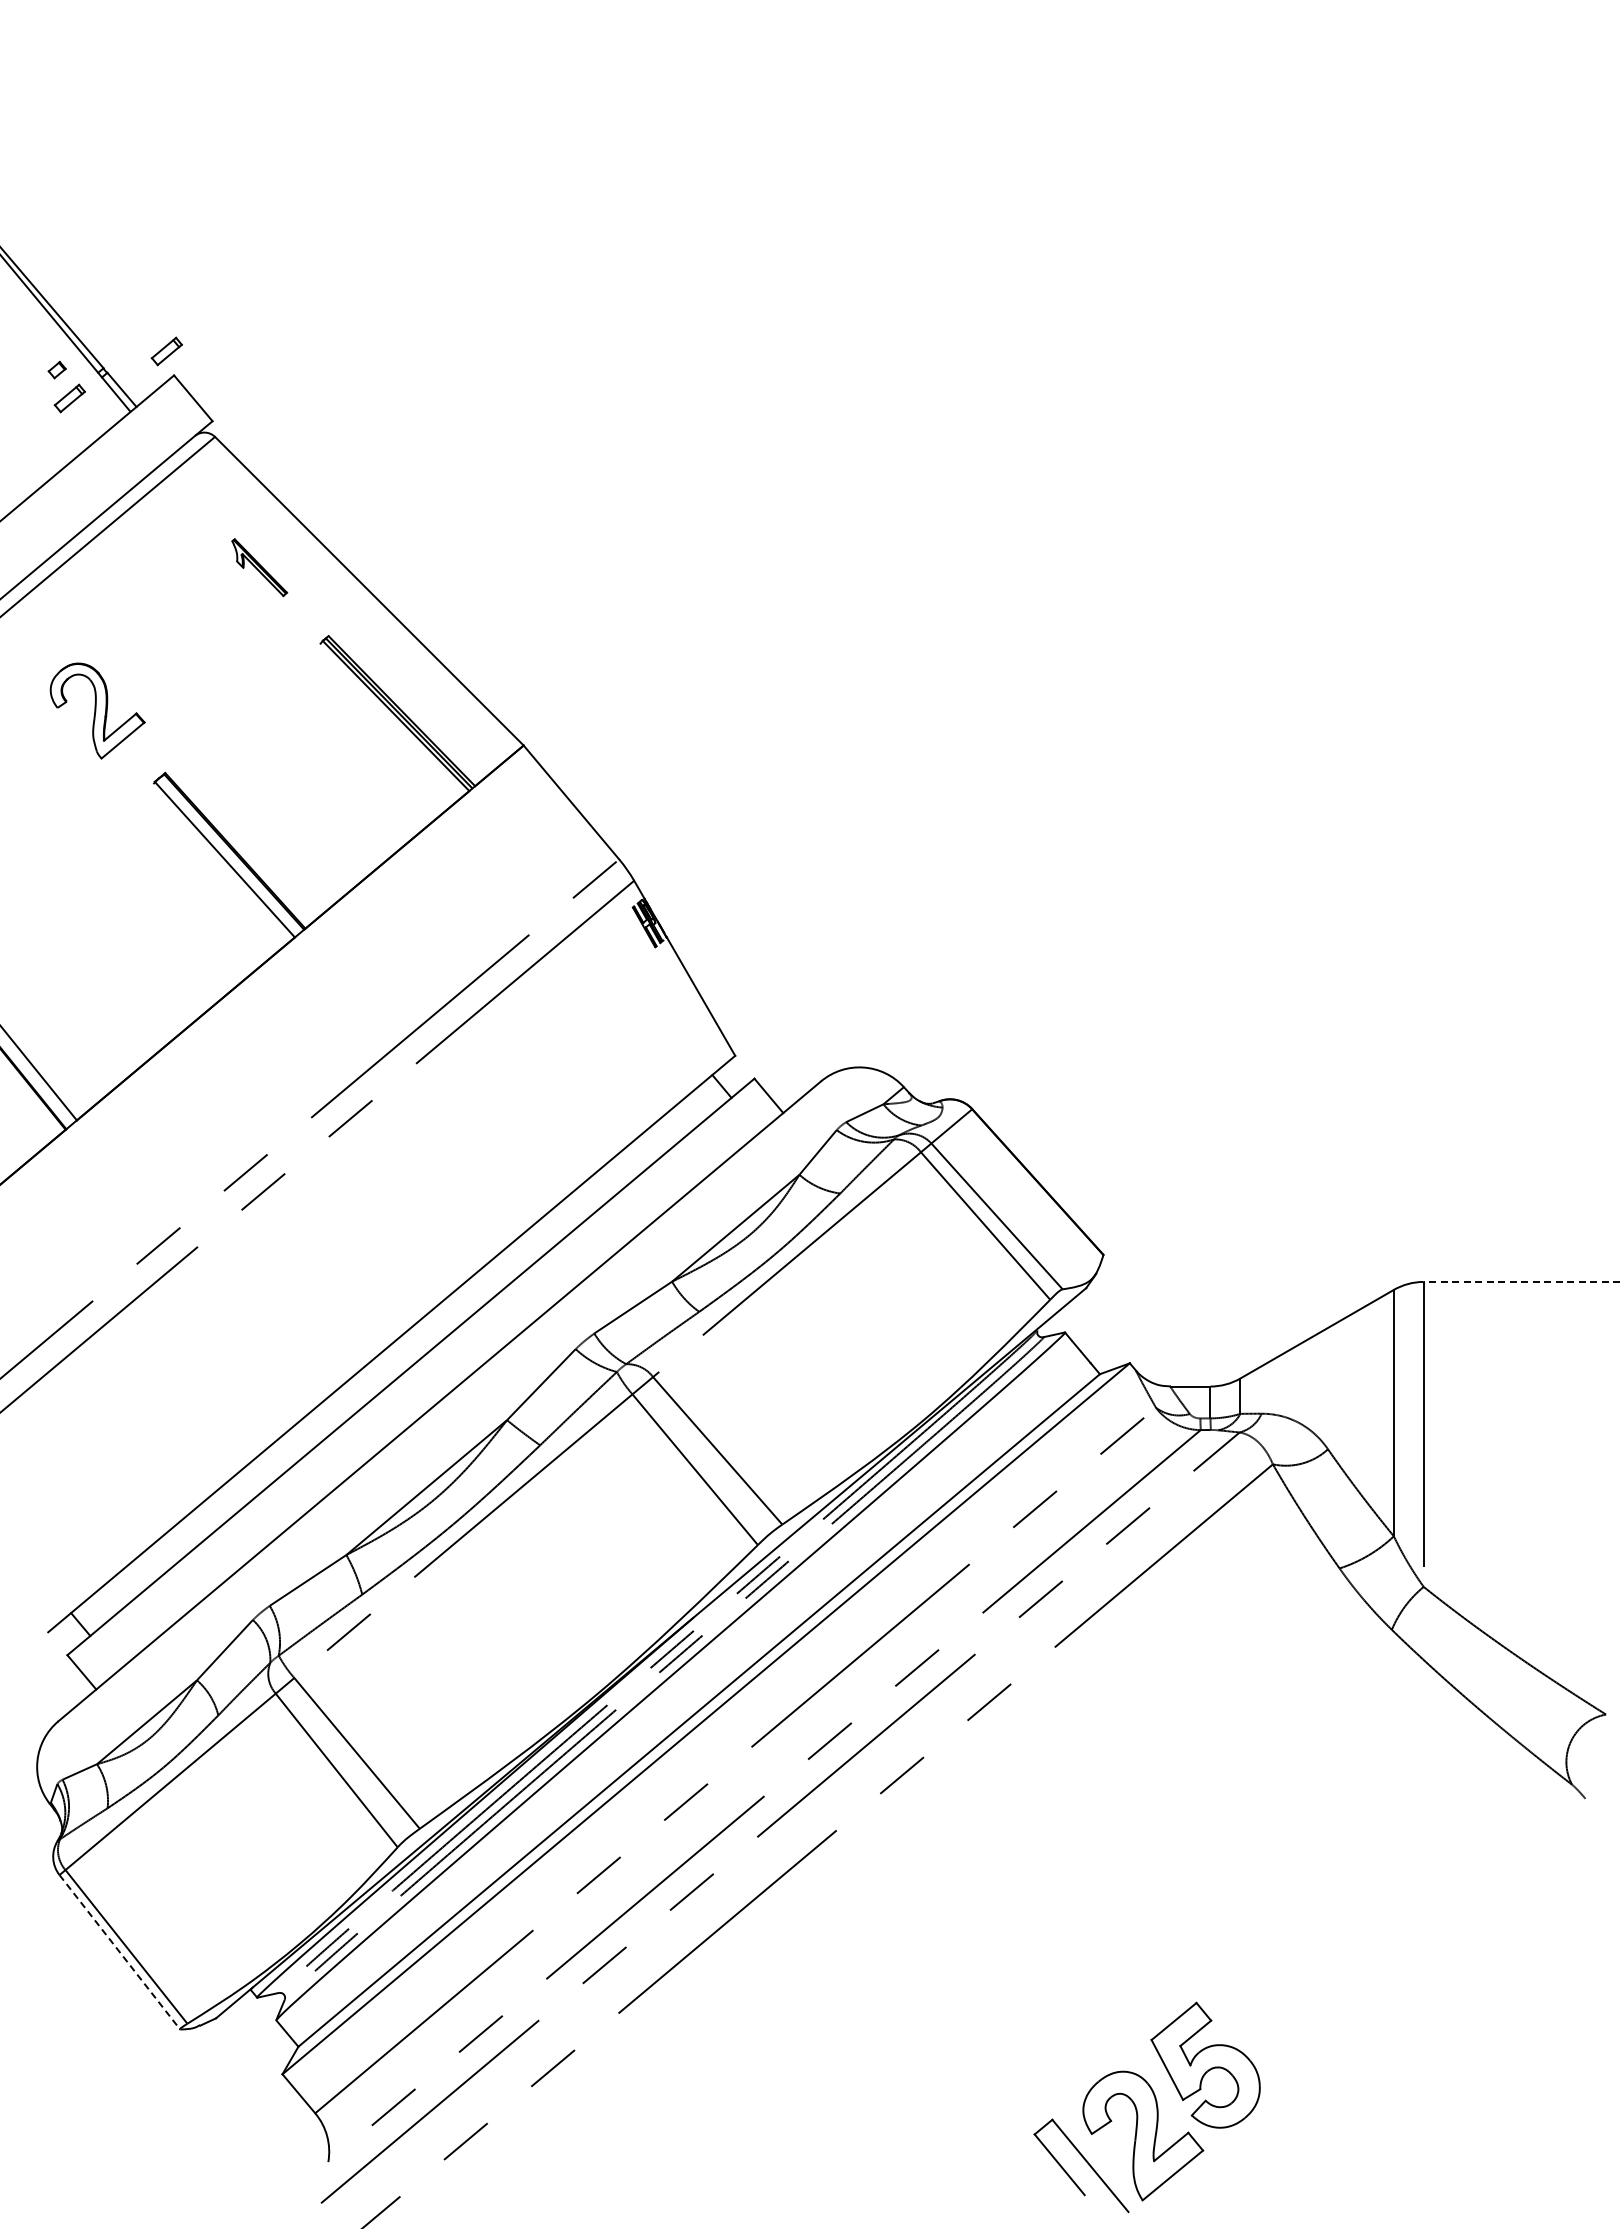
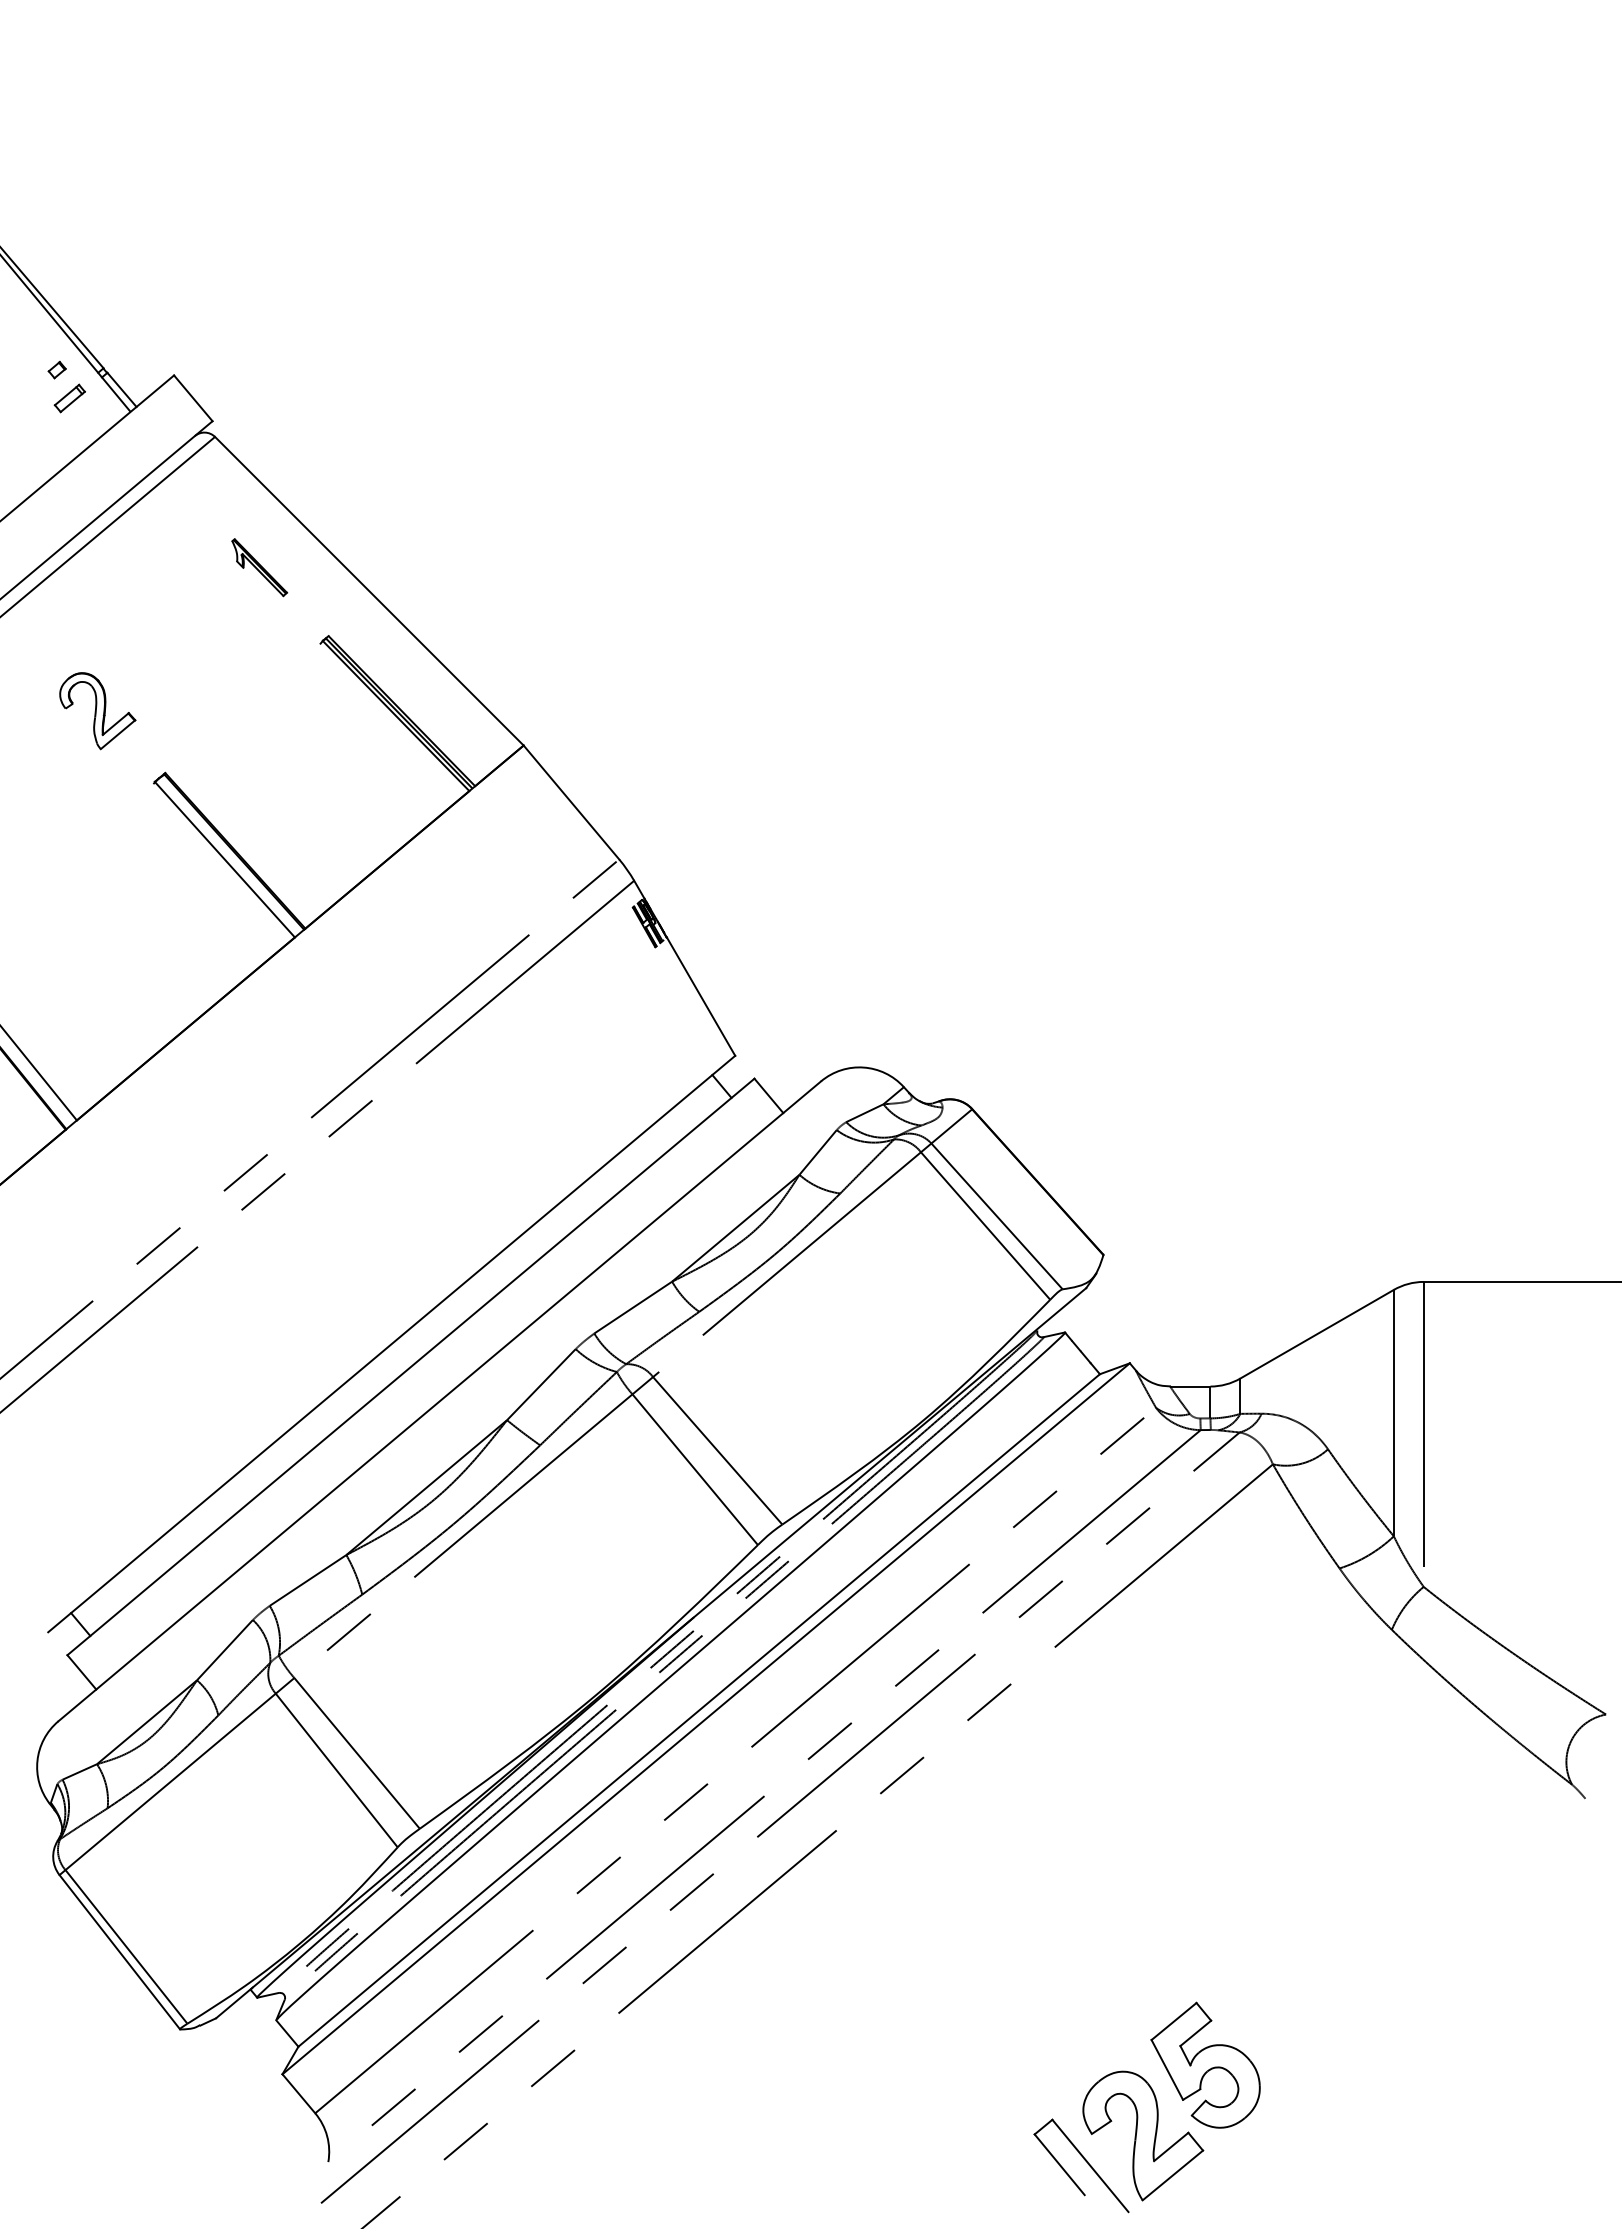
part: present -> none (166, 351)
part size: 97x98 px -> 78x79 px (97, 711)
line: dashed -> solid (1522, 1281)
line: dashed -> solid (119, 1952)
